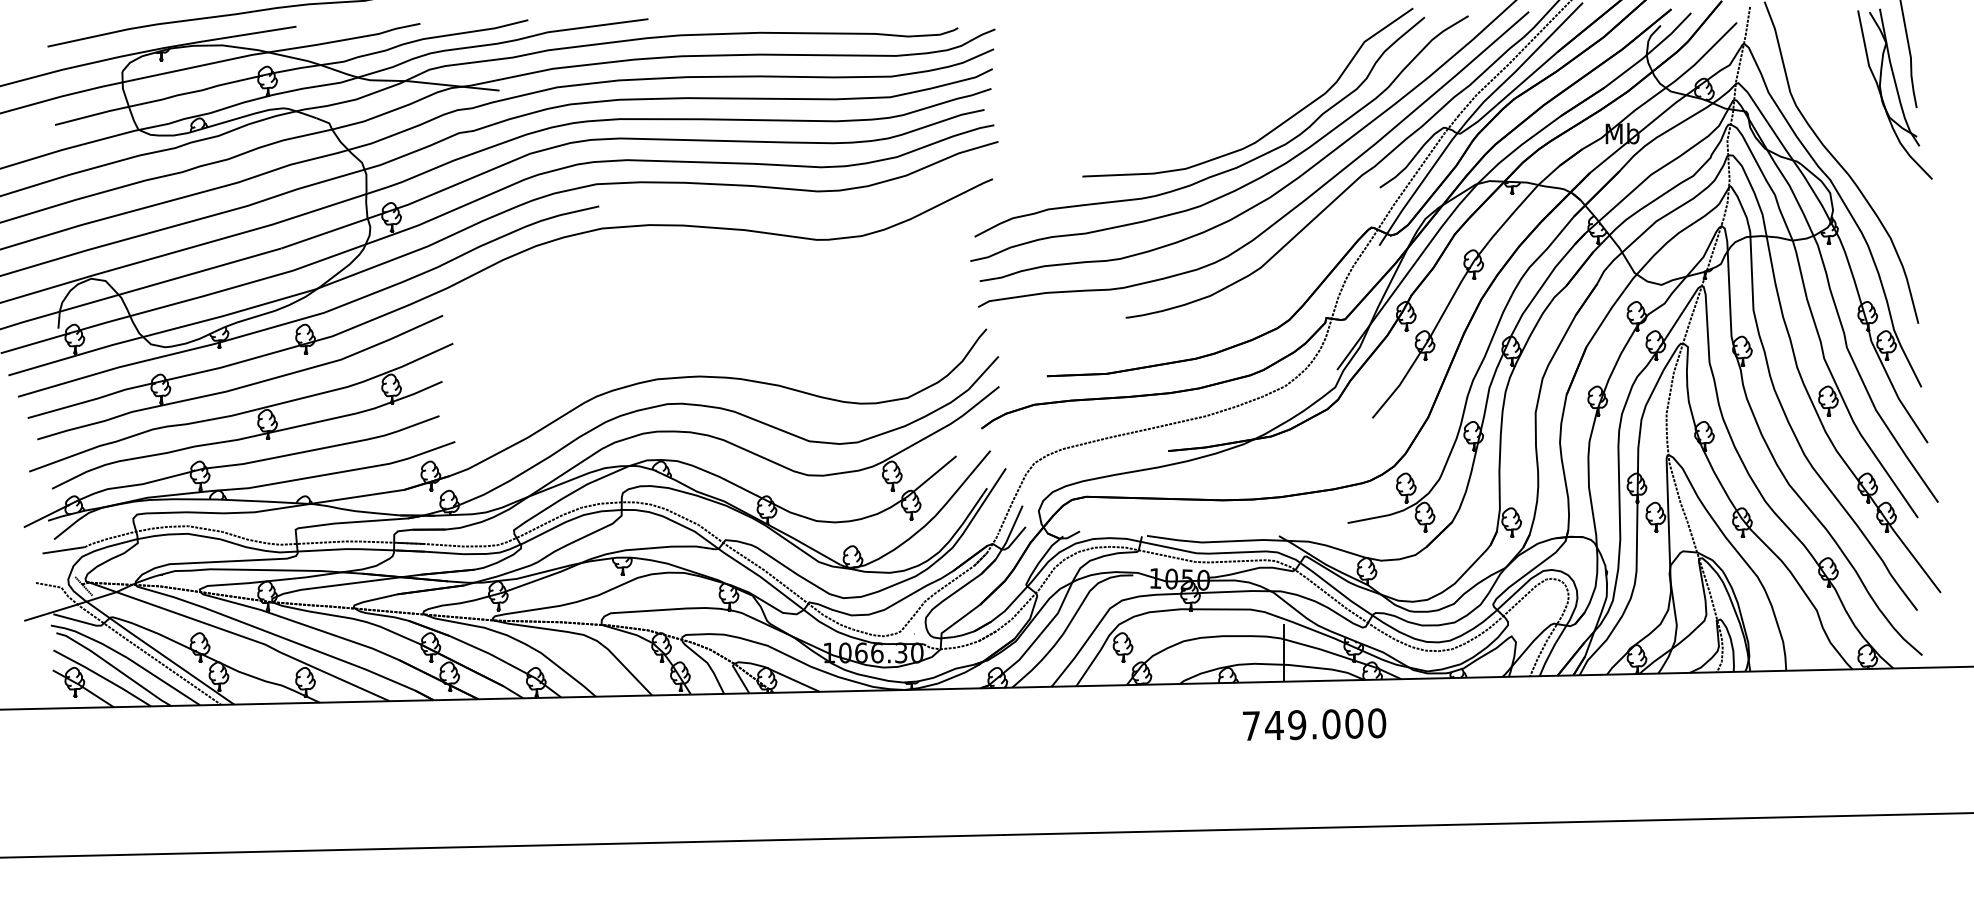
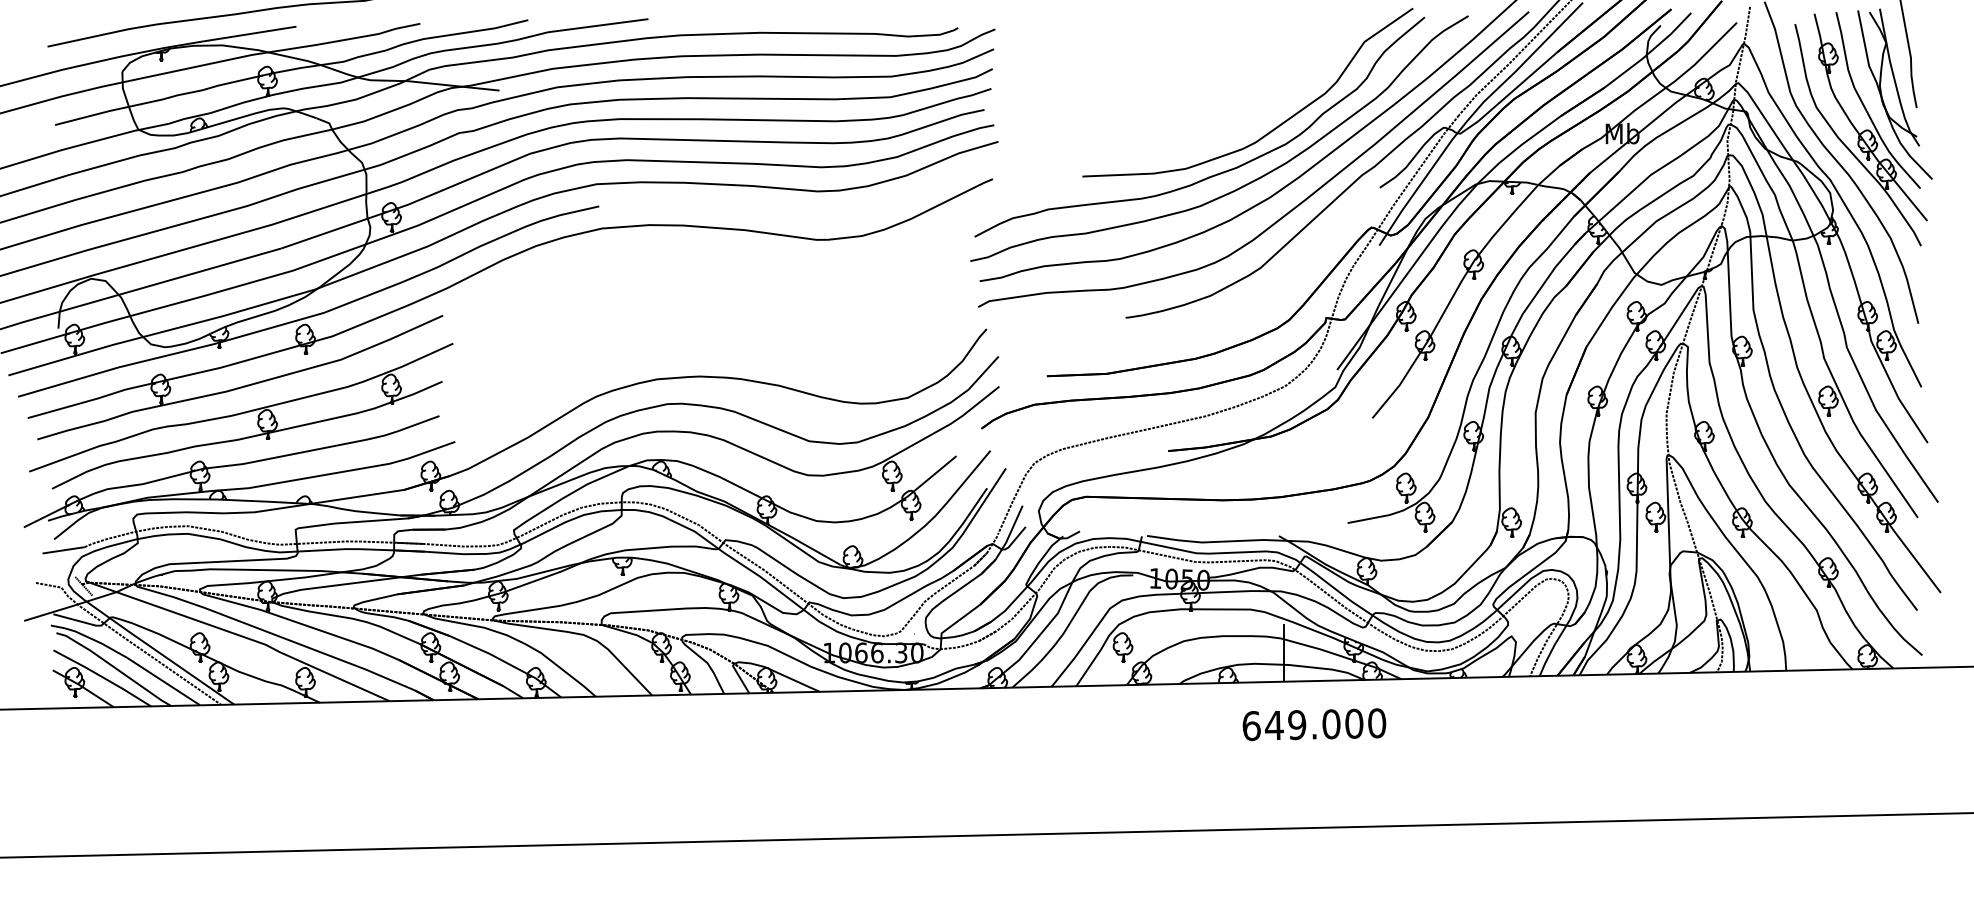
part: none -> present (1860, 129)
text: 749.000 -> 649.000 (1251, 726)
